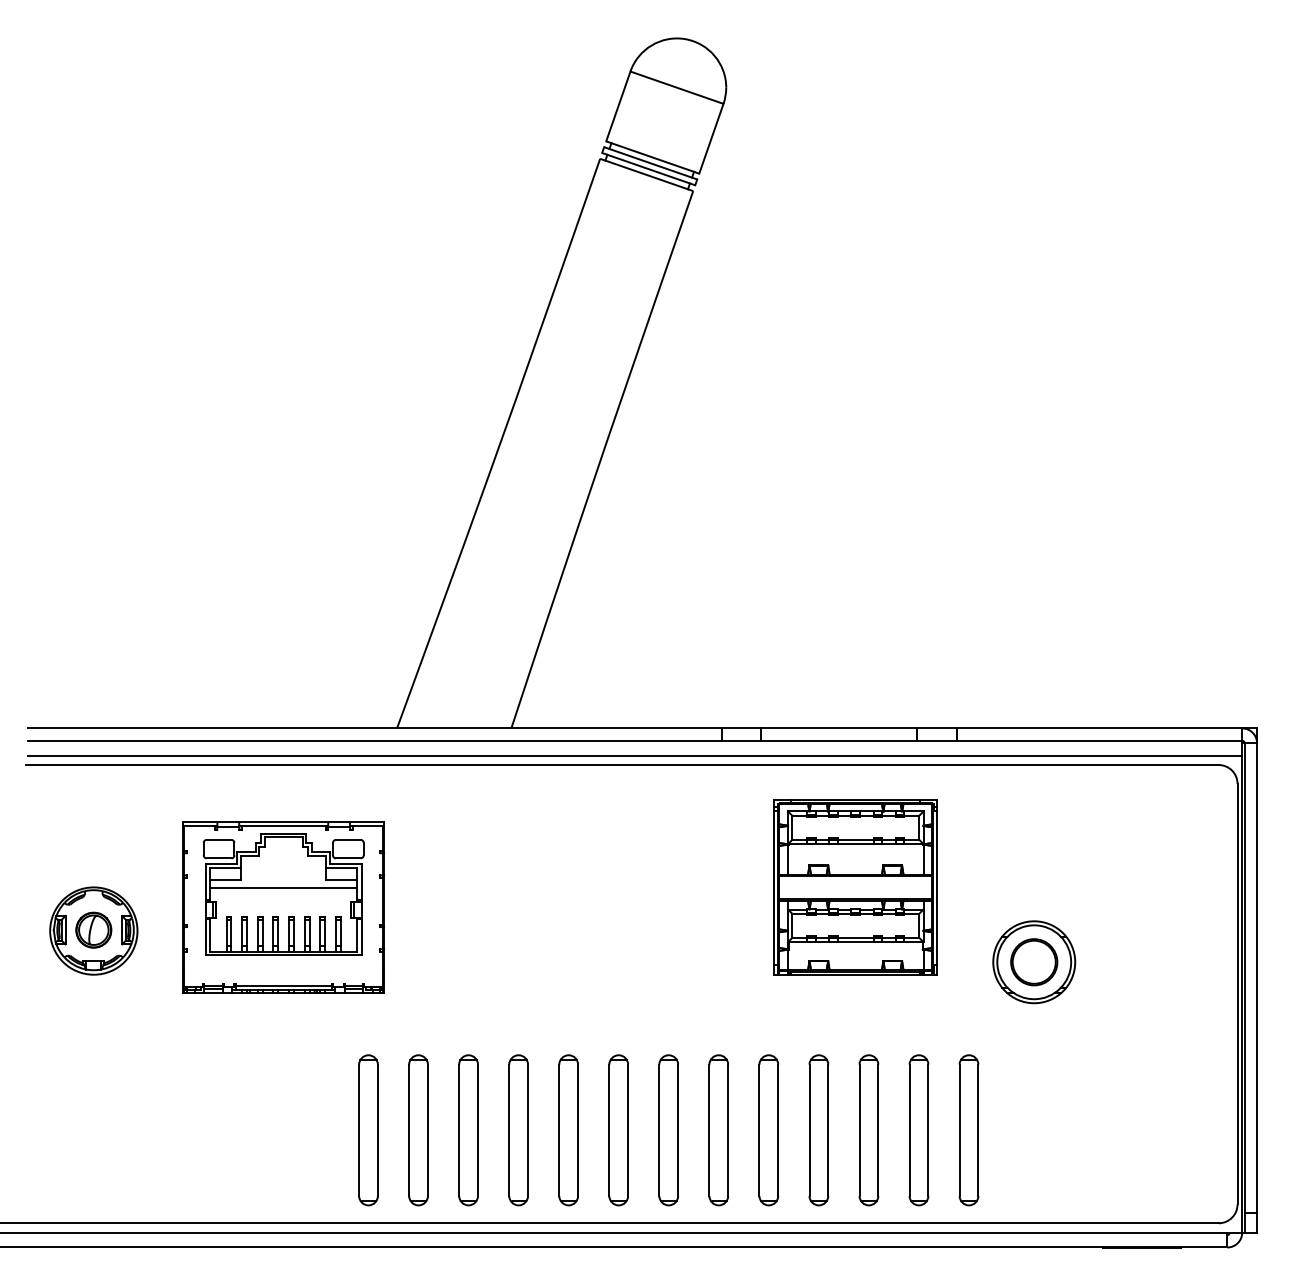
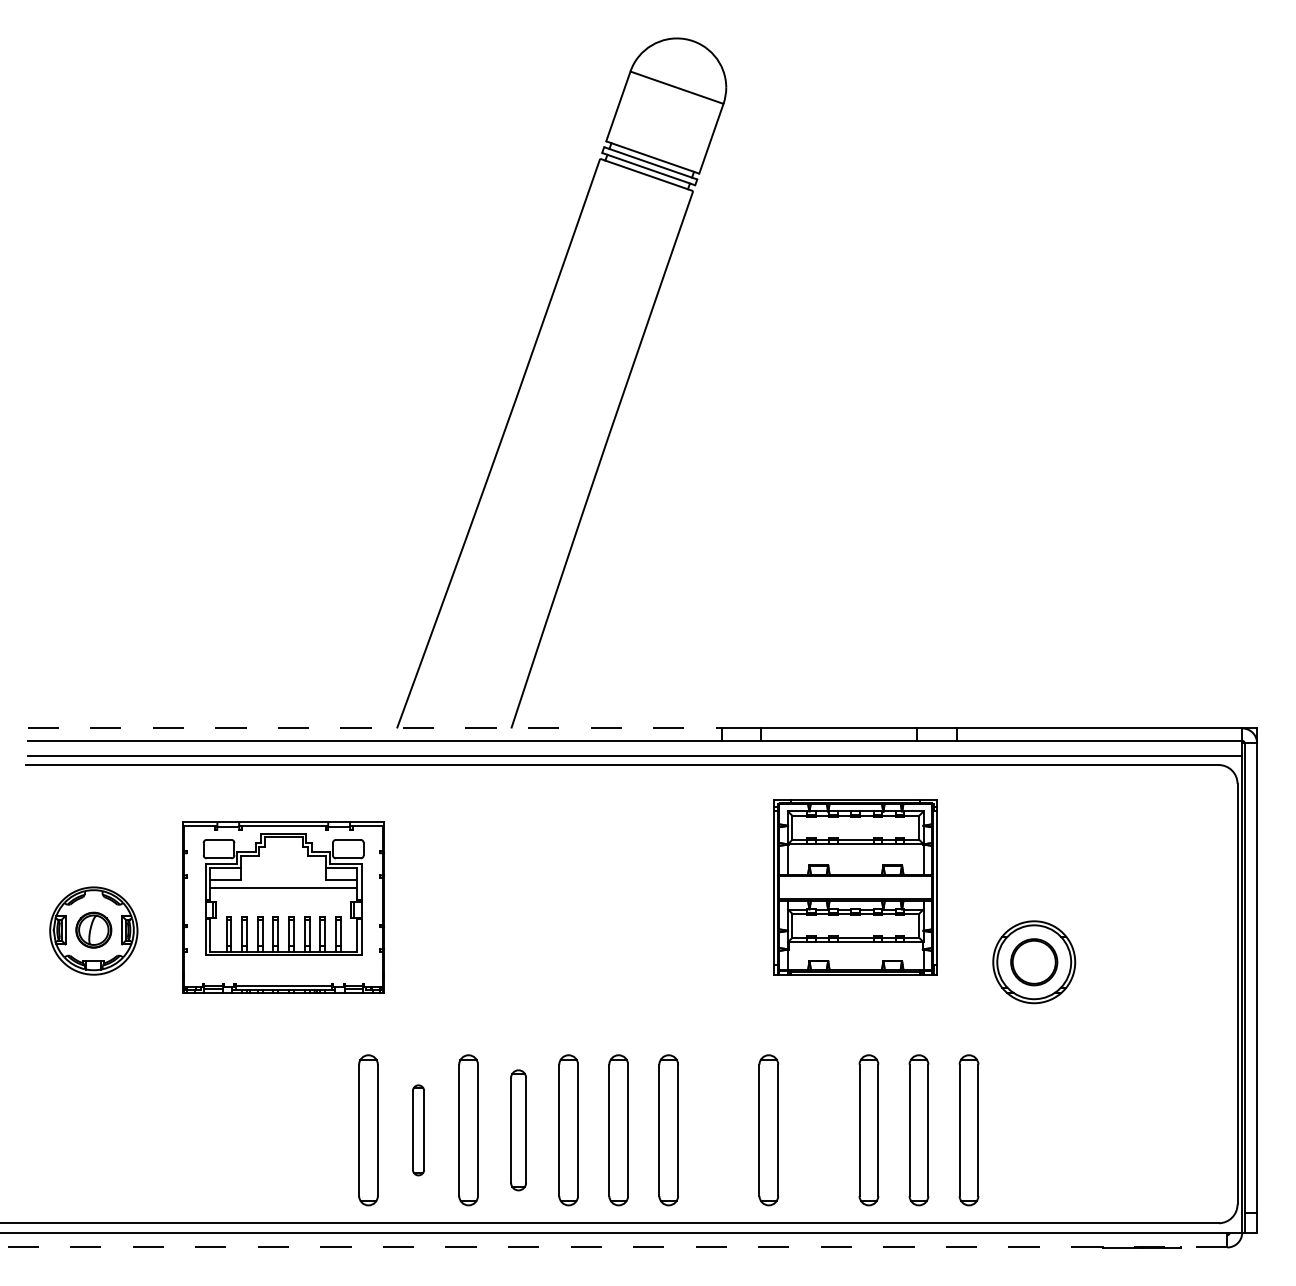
line: solid -> dashed (375, 728)
part size: 21x153 px -> 13x93 px (418, 1130)
part size: 21x153 px -> 17x123 px (518, 1130)
part: present -> none (718, 1130)
part: present -> none (818, 1130)
line: solid -> dashed (613, 1247)
